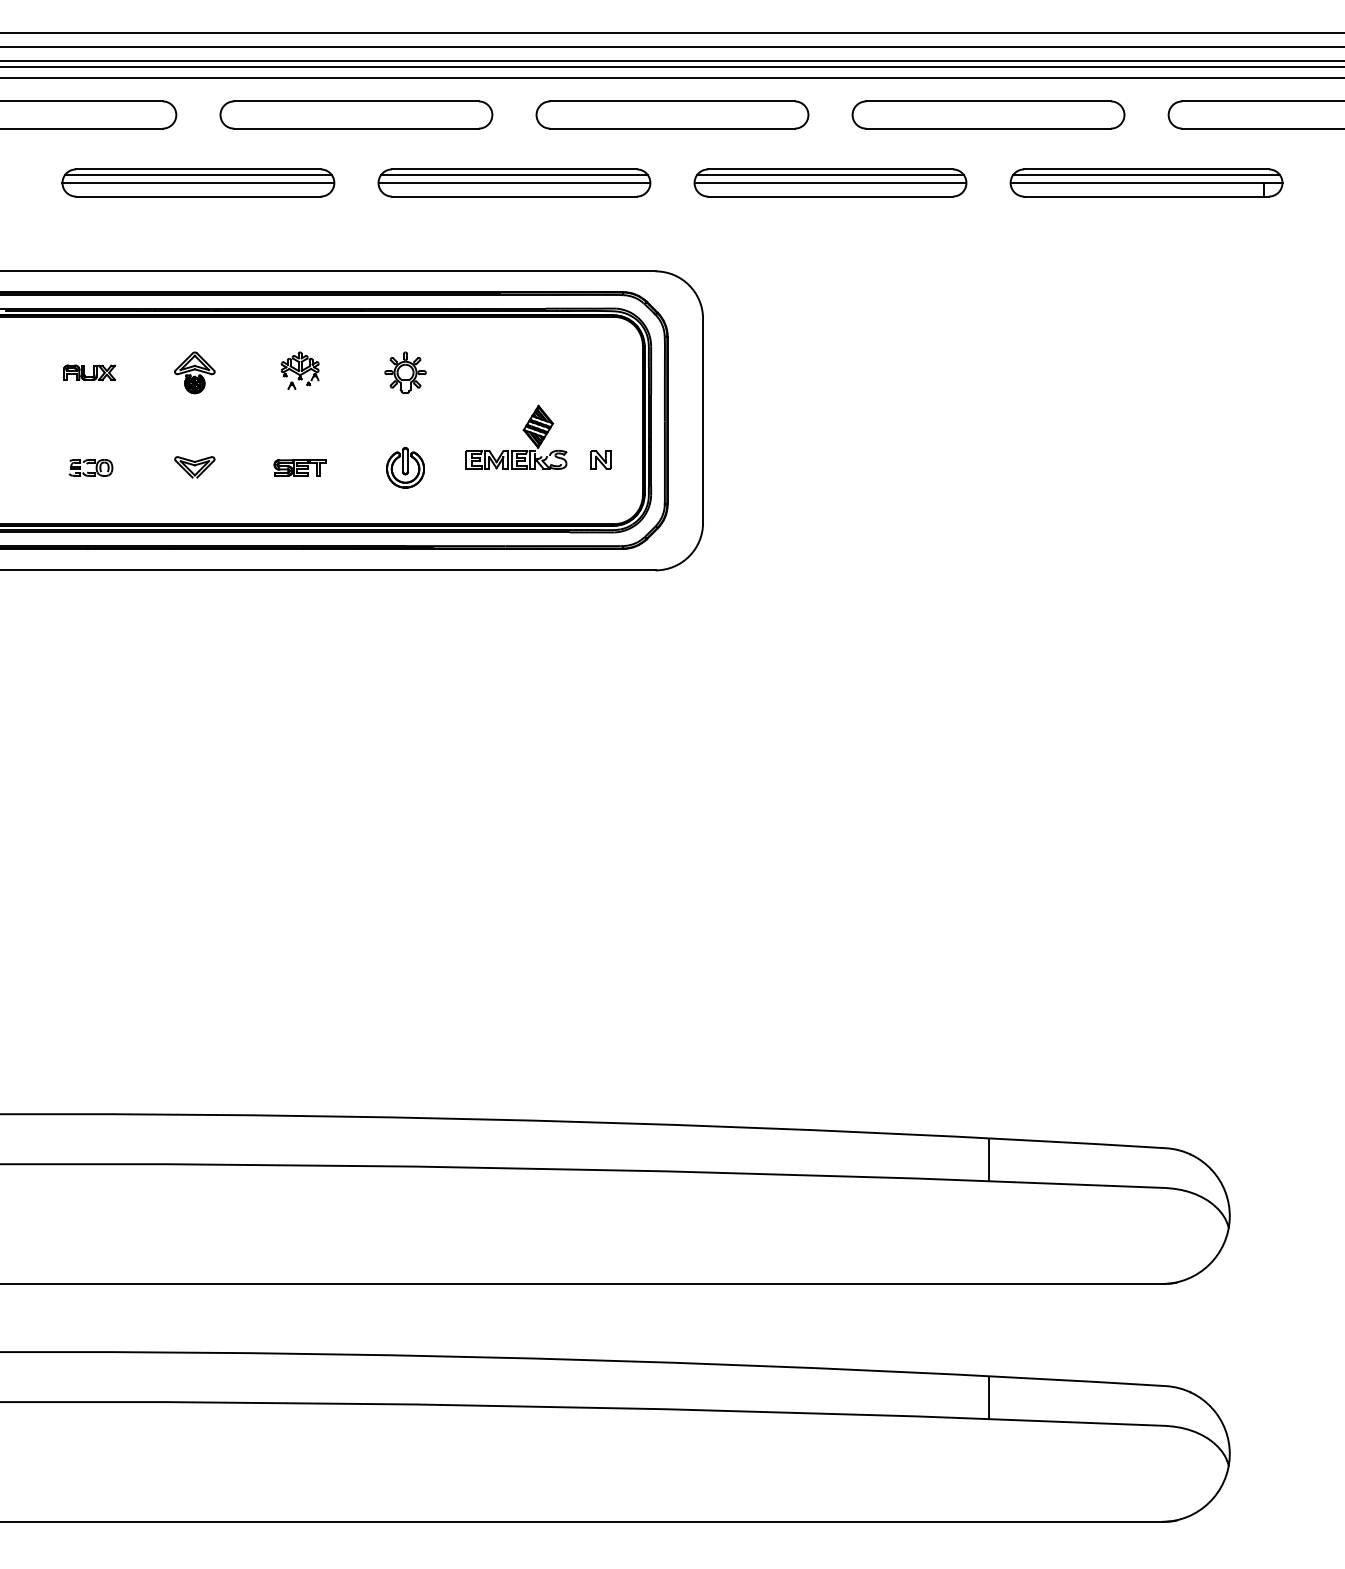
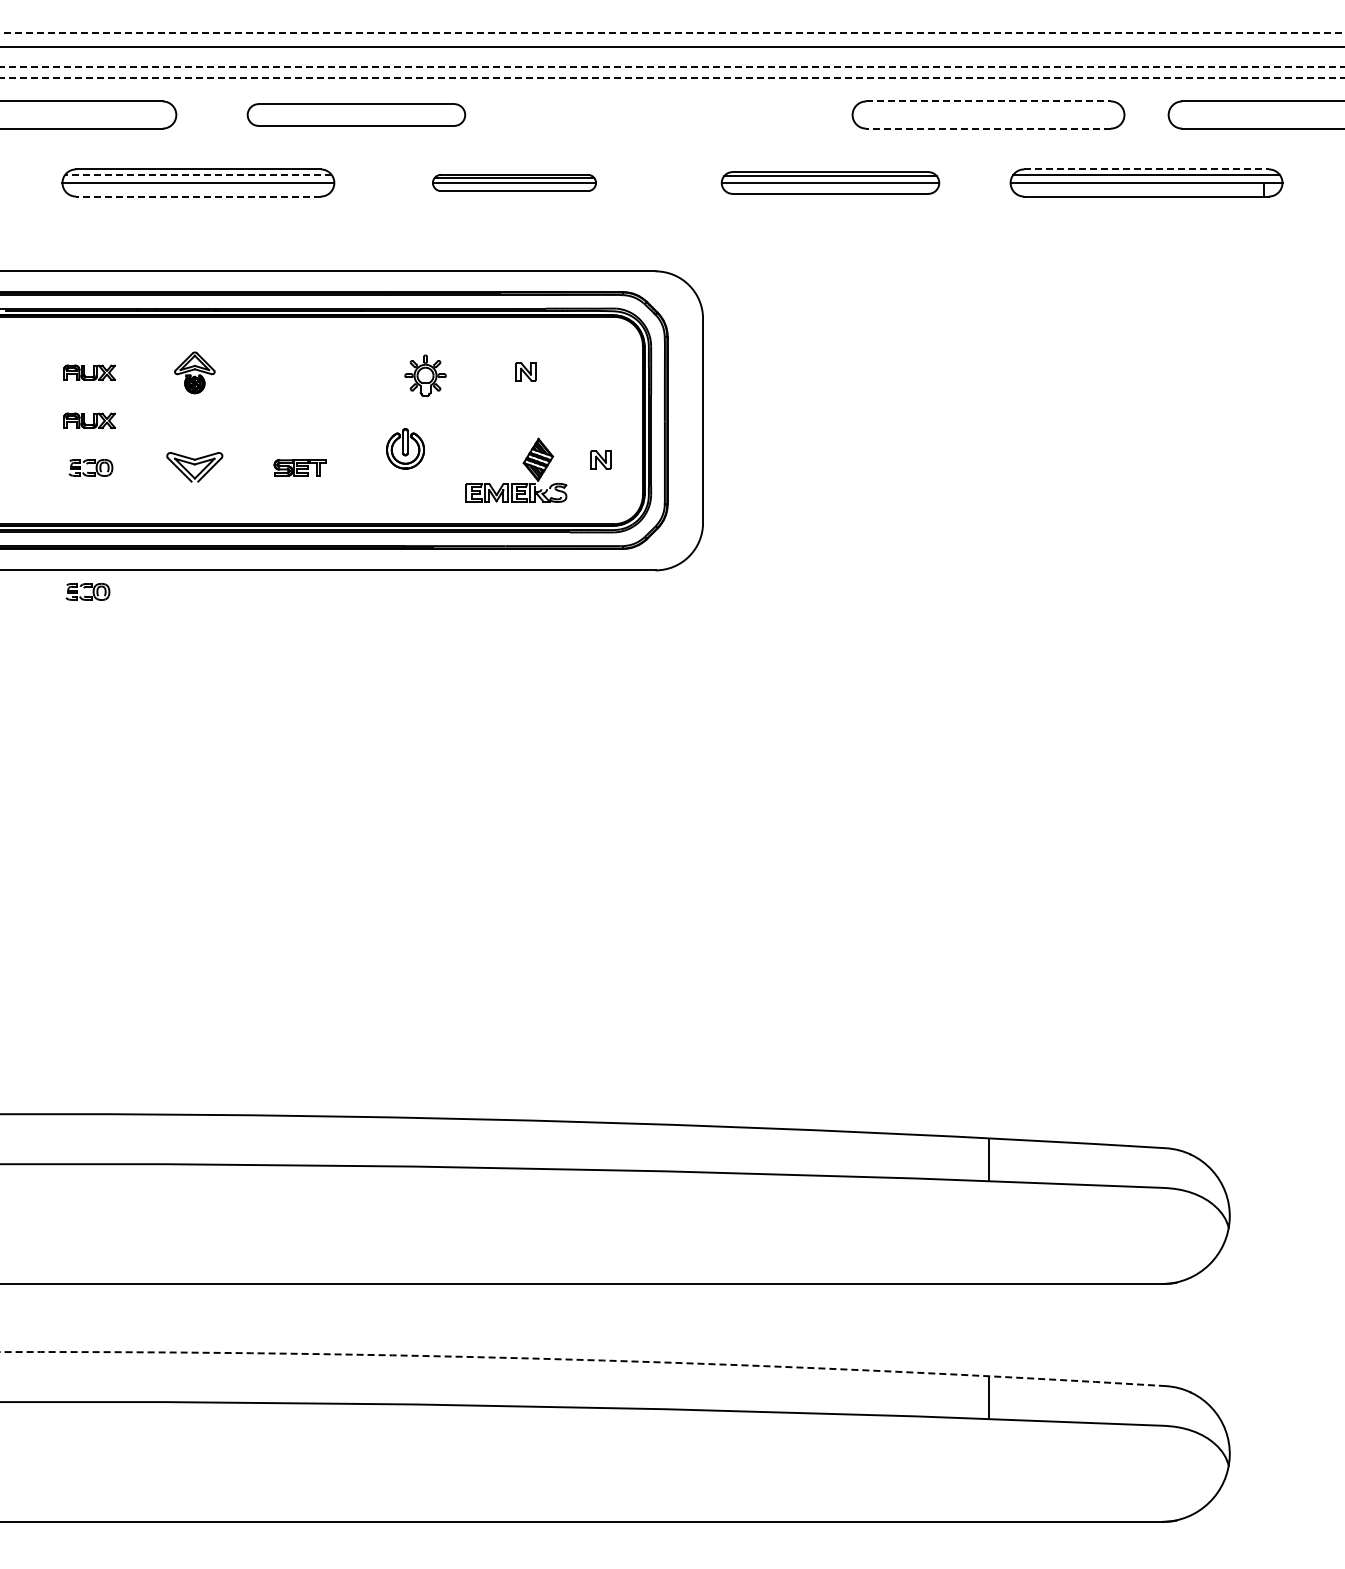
line: solid -> dashed (673, 33)
line: present -> none (671, 60)
line: solid -> dashed (672, 67)
line: solid -> dashed (672, 78)
line: solid -> dashed (989, 101)
part size: 275x30 px -> 221x24 px (356, 114)
part: present -> none (672, 114)
line: solid -> dashed (988, 128)
line: solid -> dashed (1147, 169)
line: solid -> dashed (197, 174)
part size: 275x30 px -> 165x18 px (514, 182)
part size: 275x30 px -> 221x24 px (830, 182)
line: solid -> dashed (197, 196)
part: present -> none (299, 370)
part: none -> present (525, 371)
part position: (405, 372) -> (425, 375) (425, 375)
part: none -> present (89, 420)
part position: (522, 430) -> (522, 463) (522, 463)
part size: 42x23 px -> 58x31 px (194, 467)
part position: (405, 467) -> (405, 448) (405, 448)
part: none -> present (87, 591)
arc: solid -> dashed (583, 1360)
